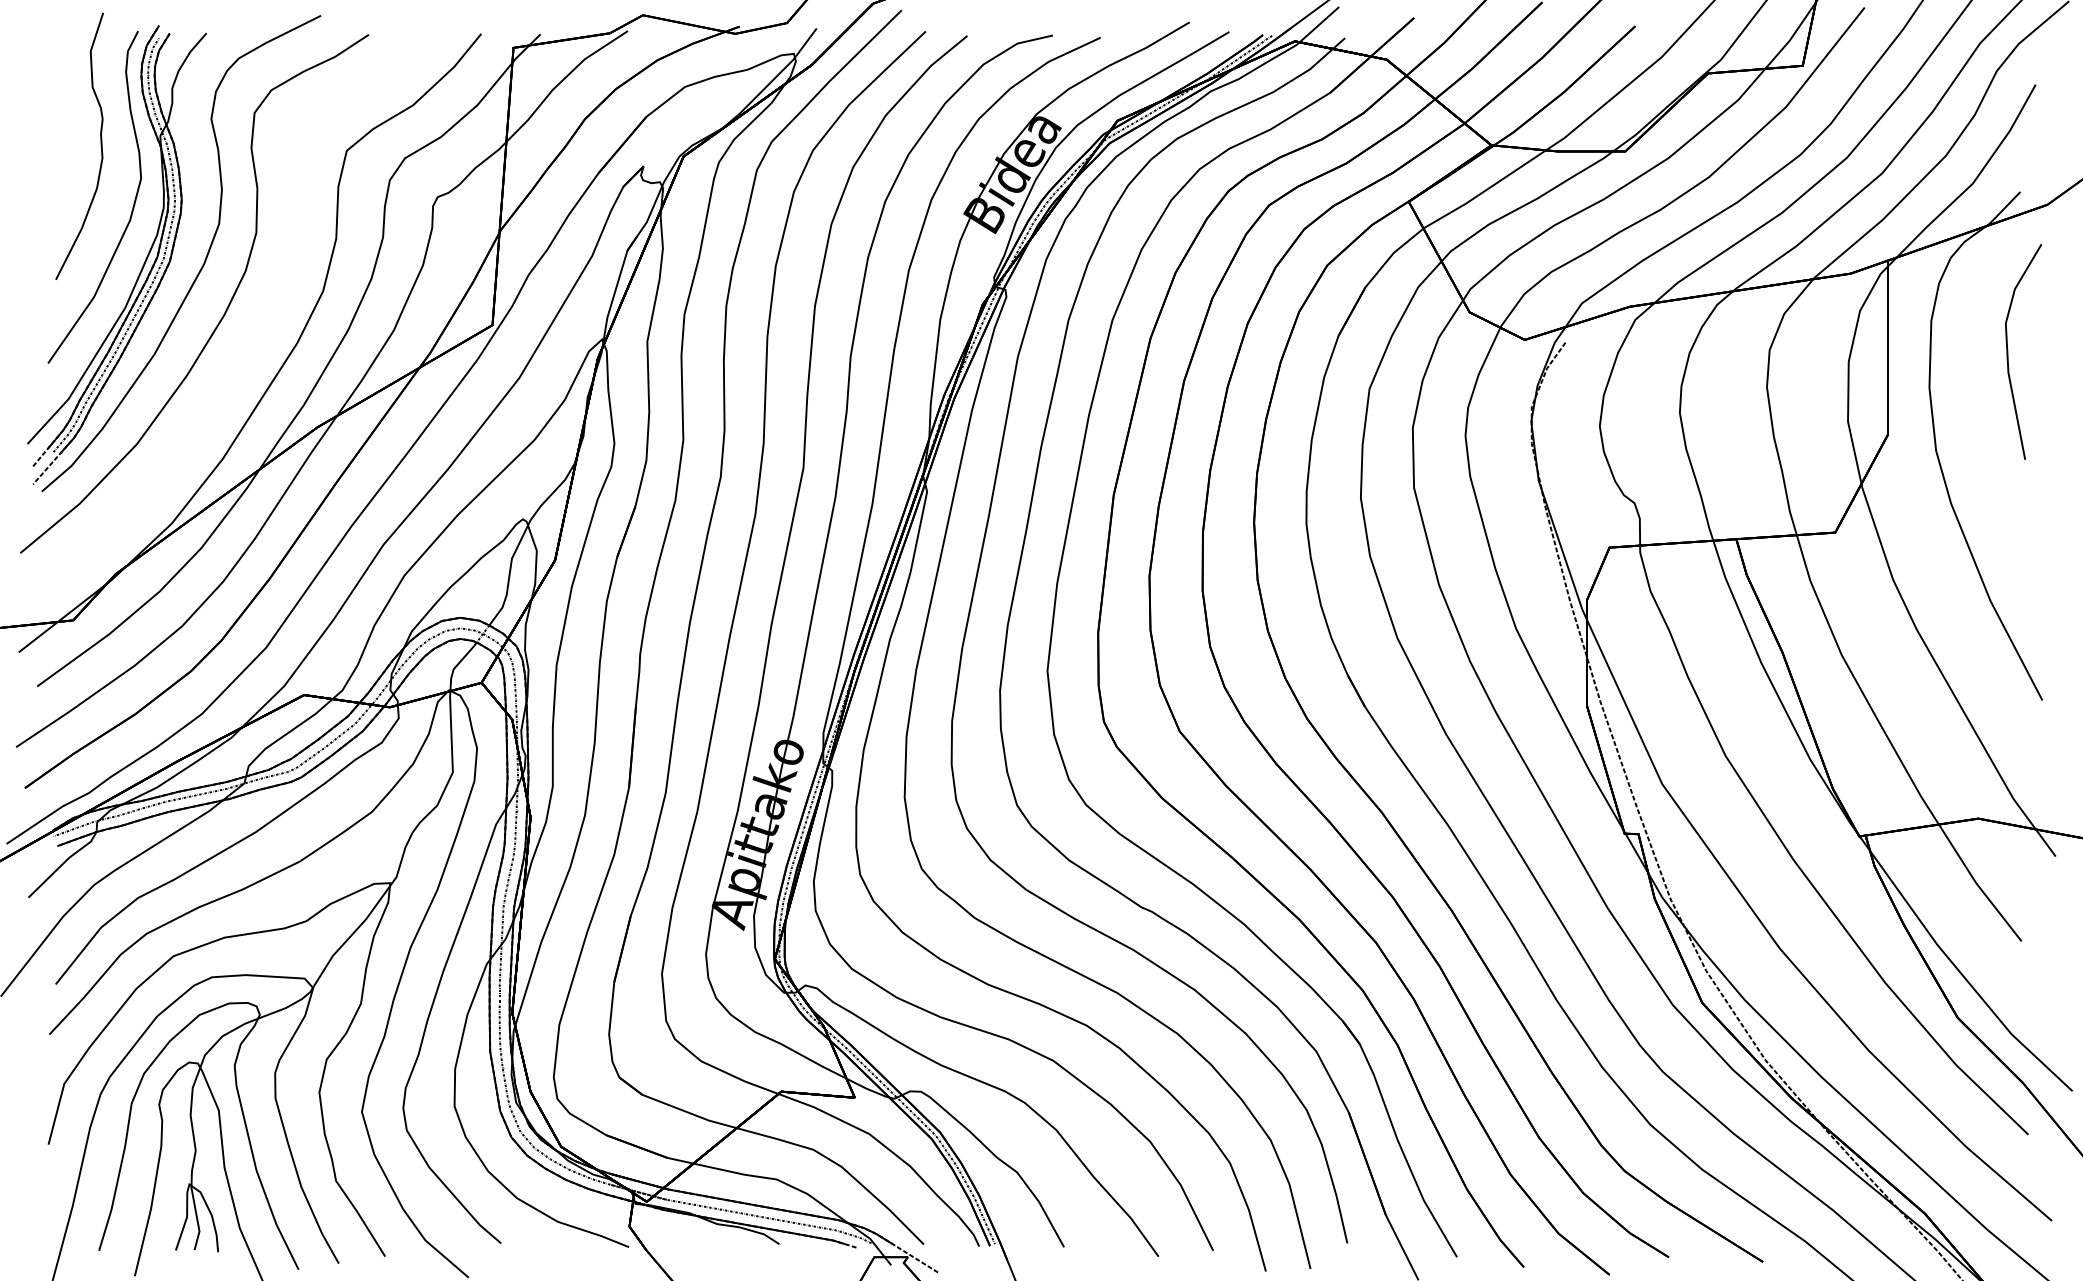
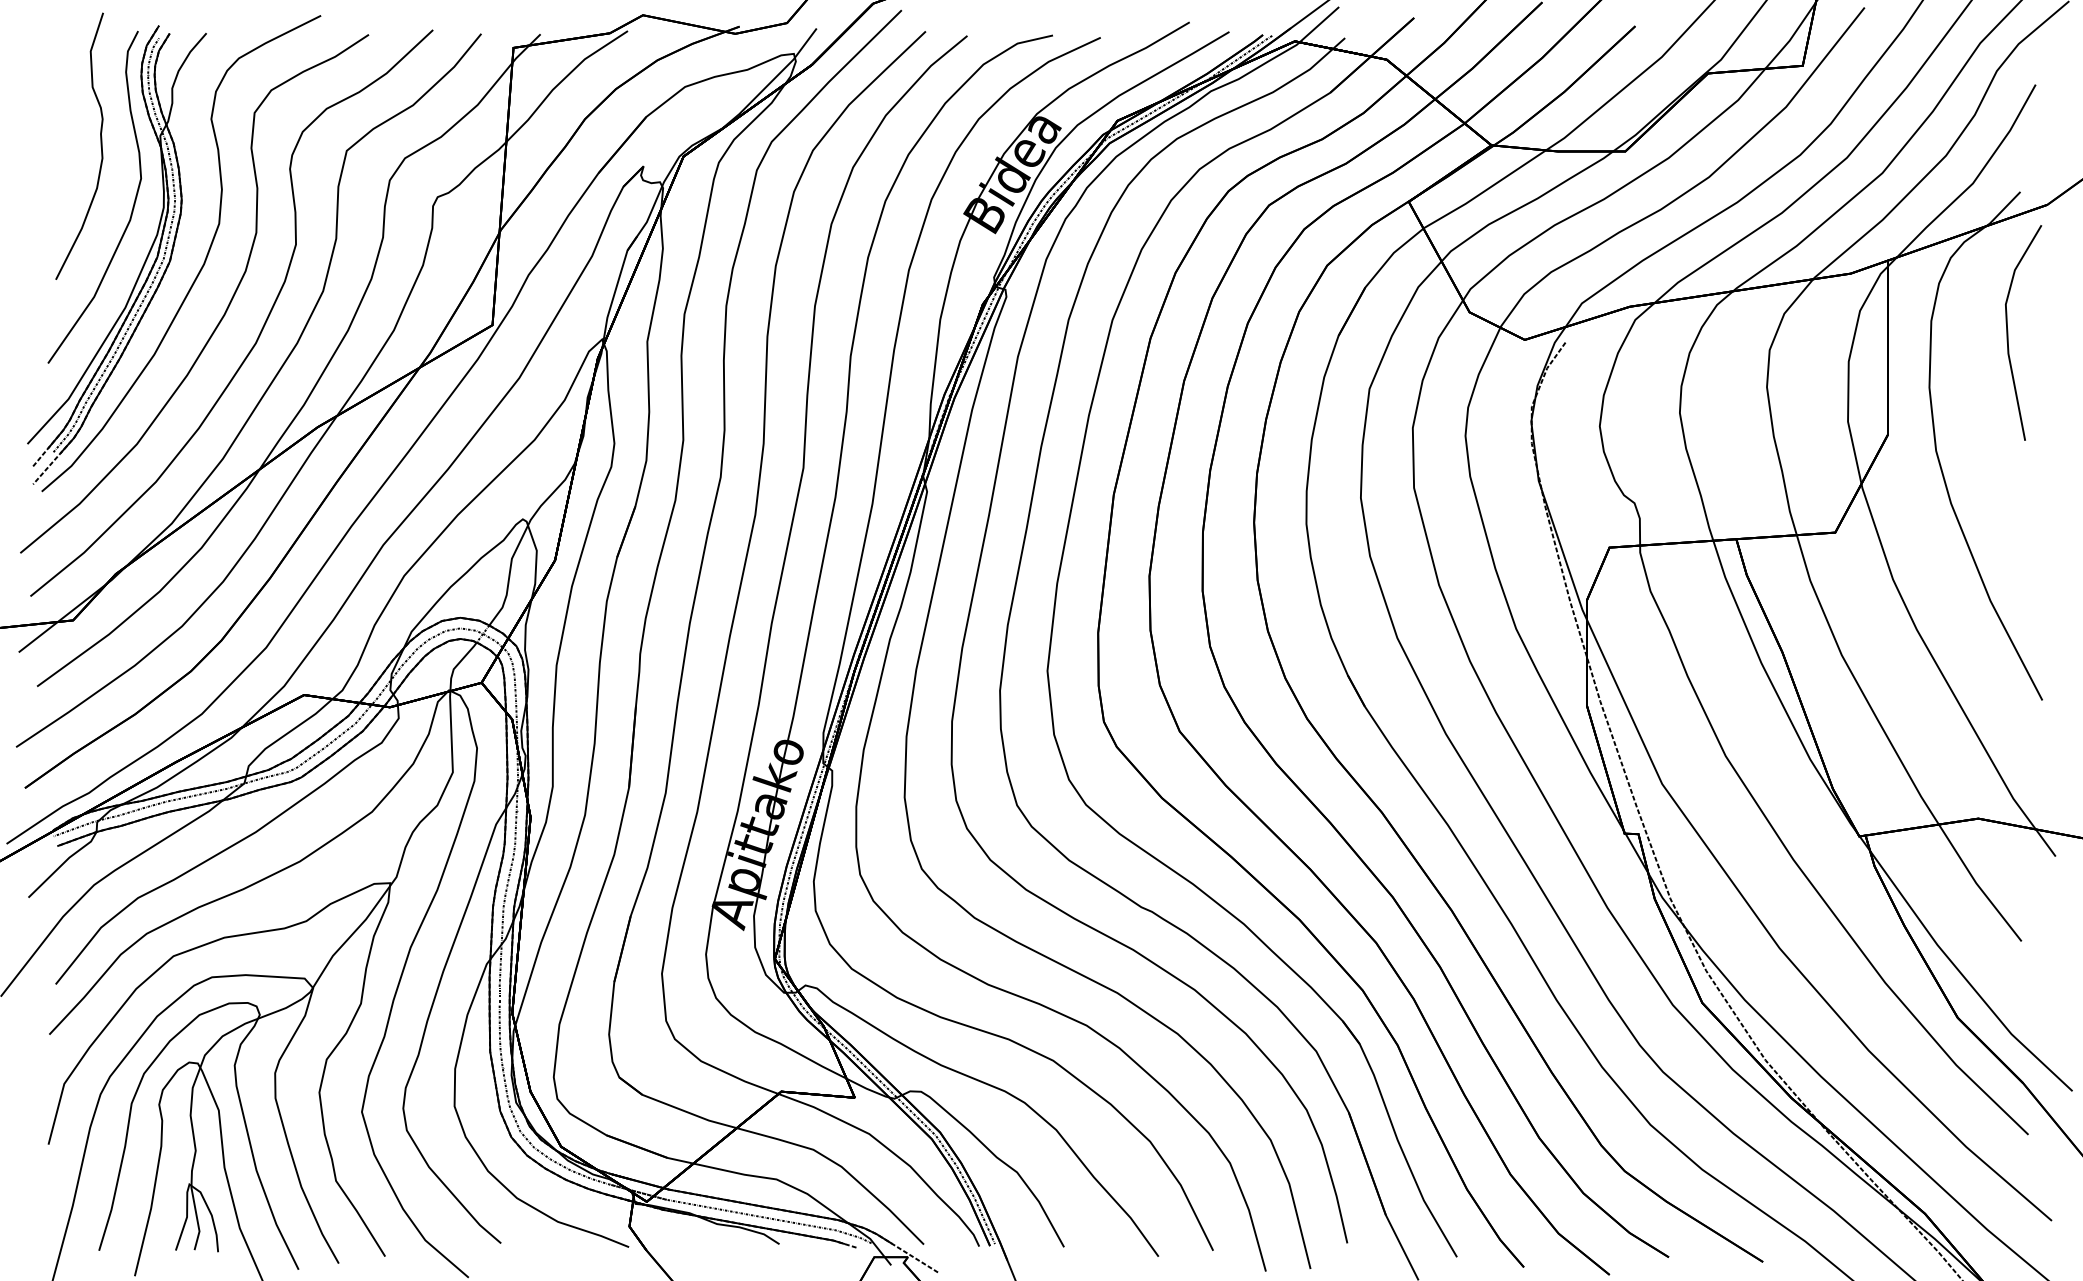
part: none -> present (261, 328)
line position: (2008, 351) -> (2008, 332) (2008, 332)
